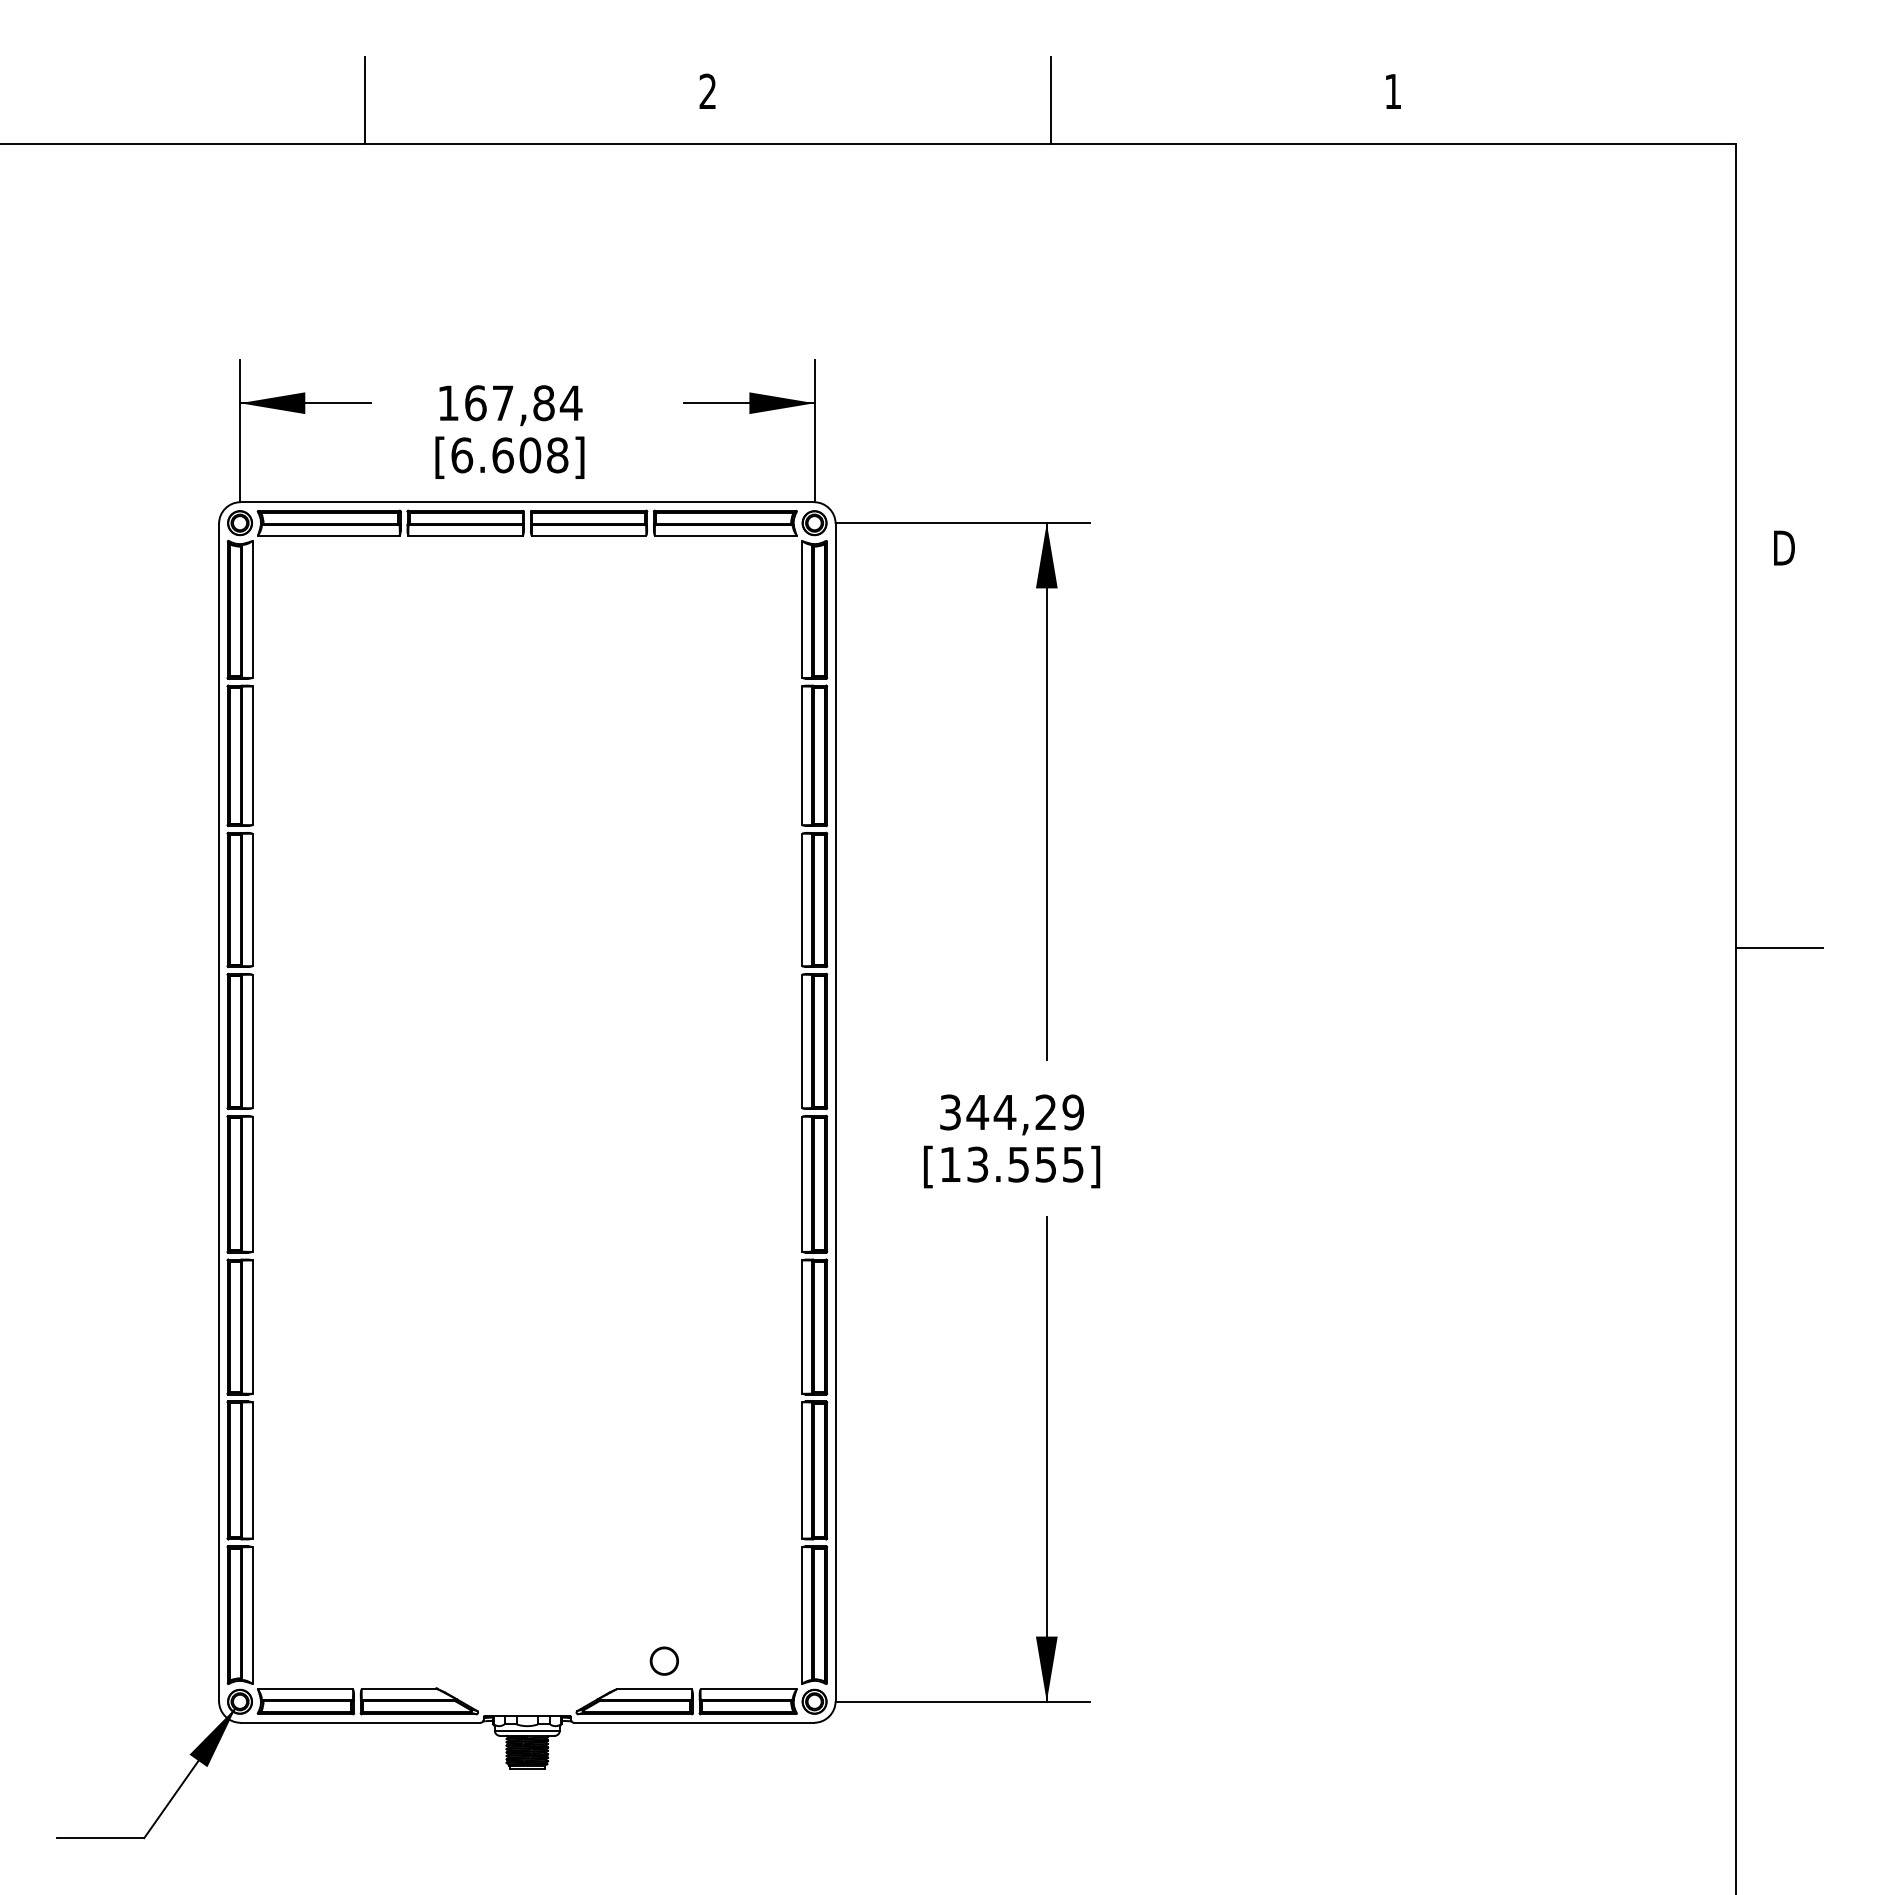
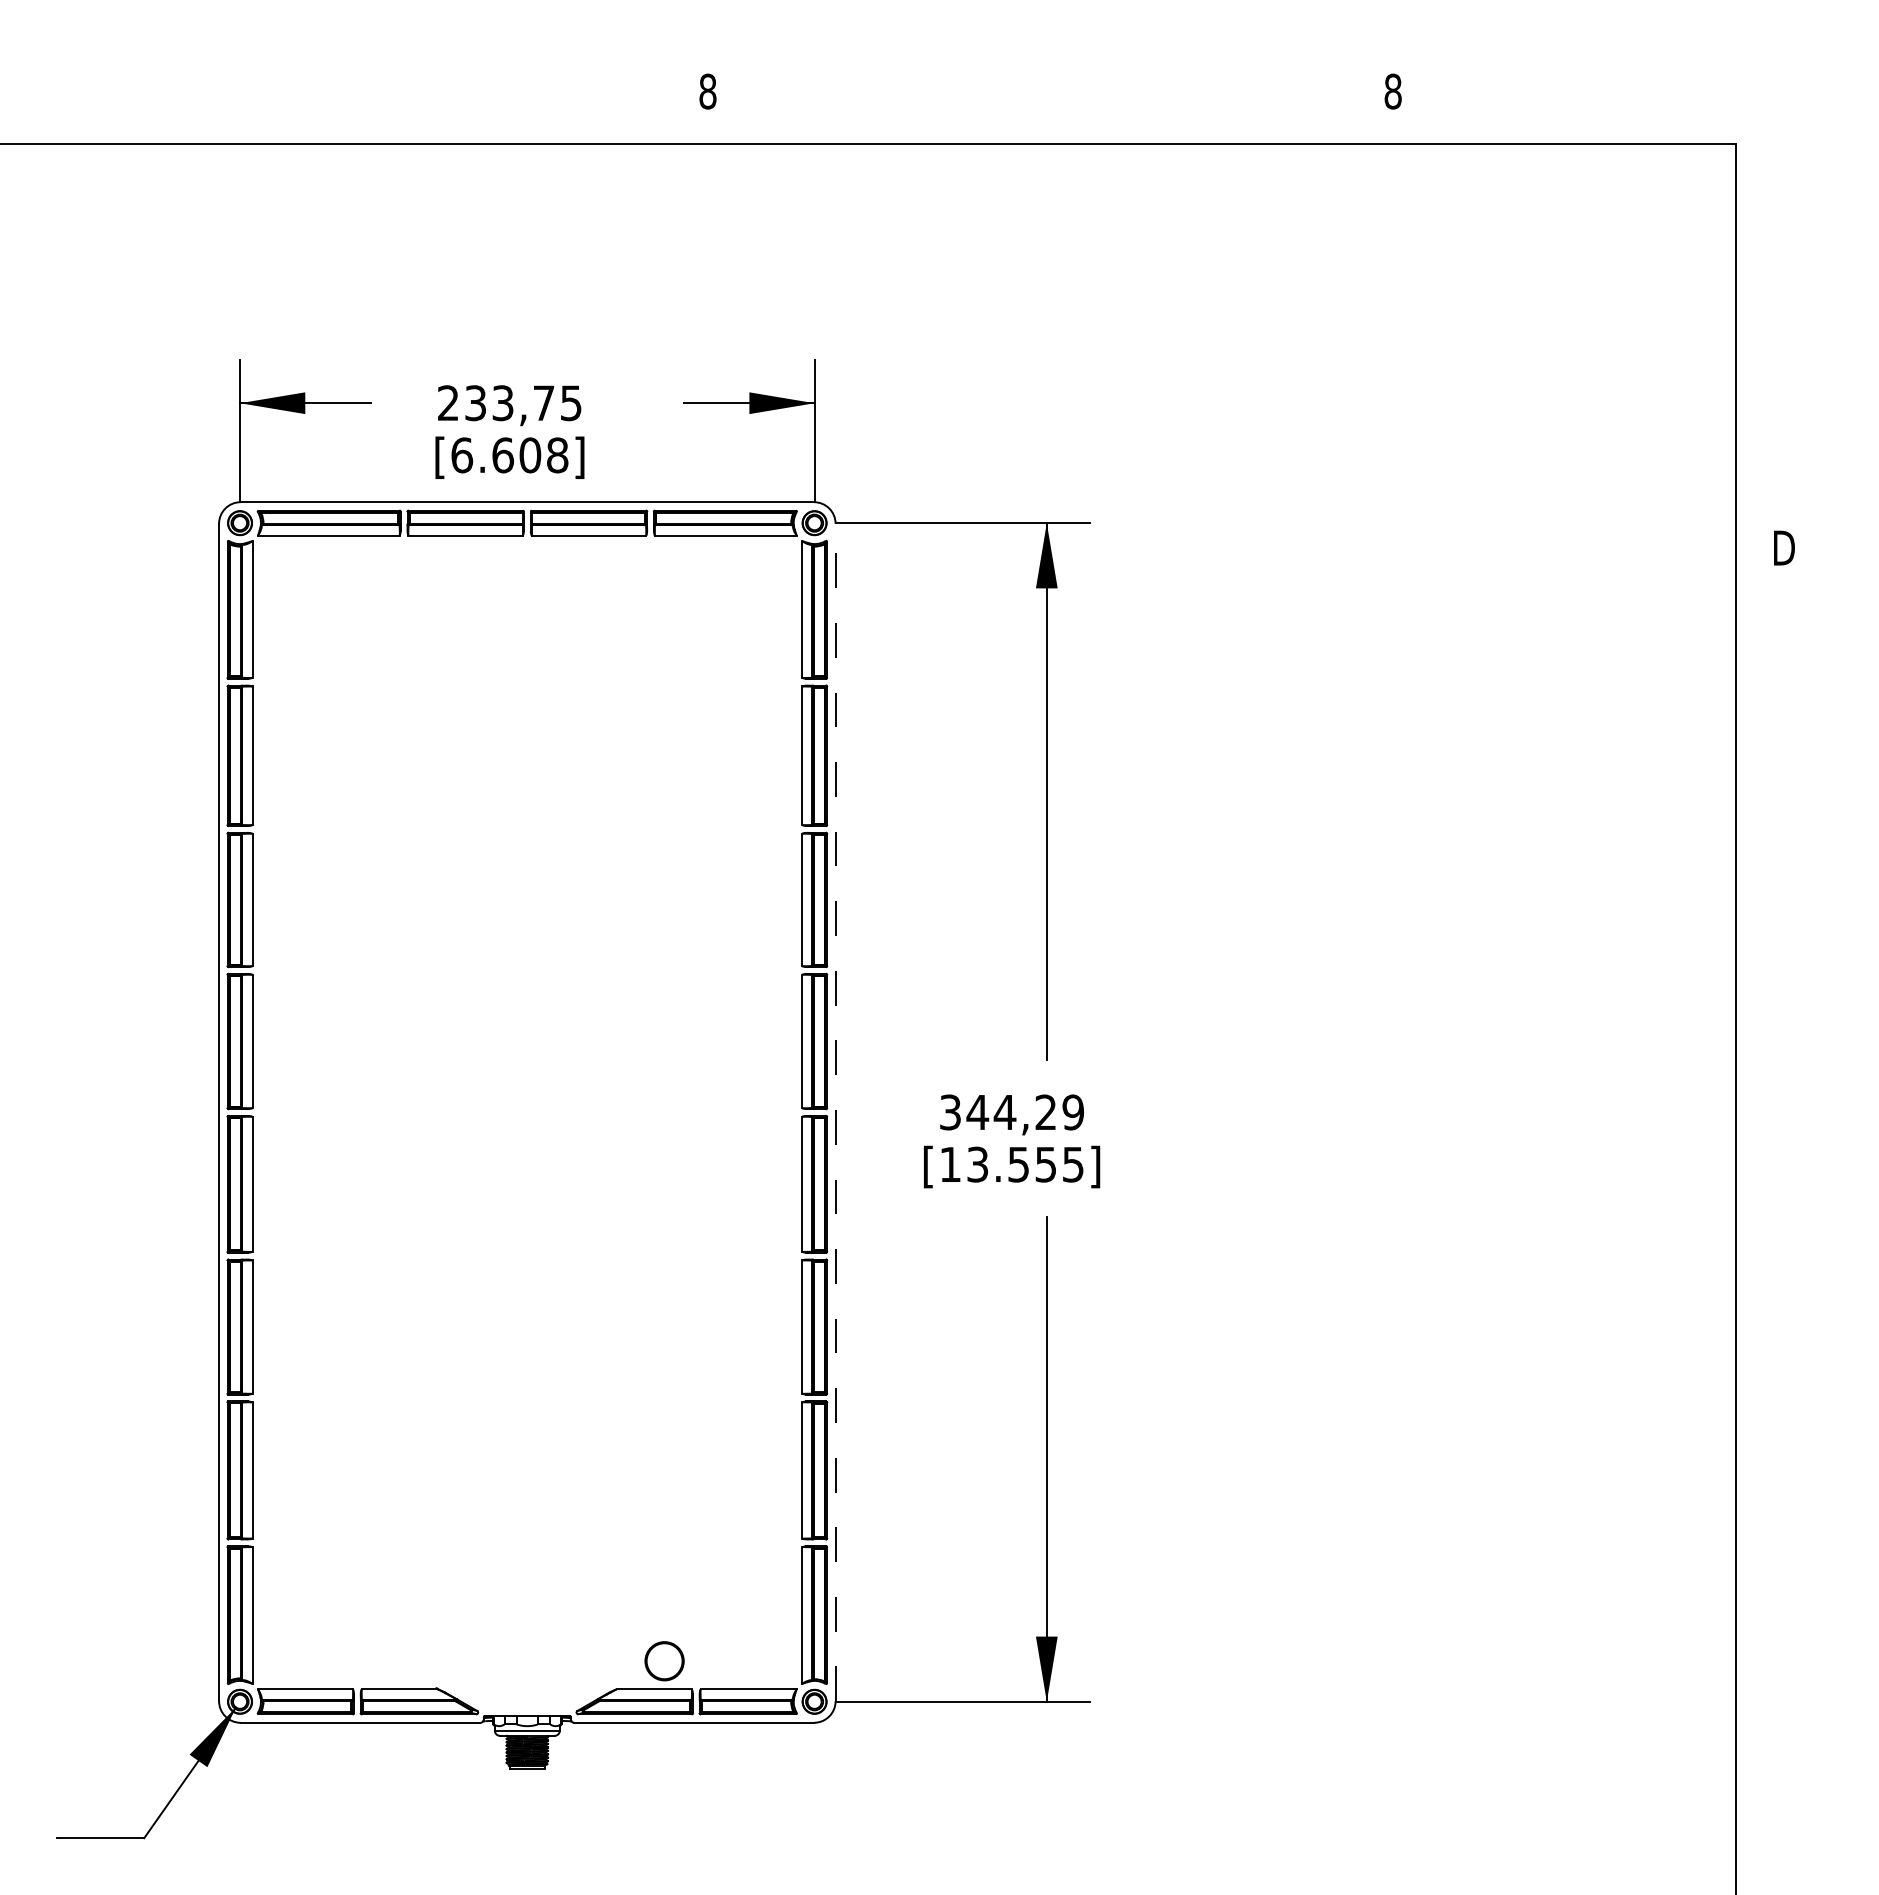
text: 2 -> 8 (707, 91)
text: 1 -> 8 (1392, 91)
line: present -> none (365, 99)
line: present -> none (1050, 99)
text: 167,84 -> 233,75 (510, 403)
line: present -> none (1778, 948)
line: solid -> dashed (835, 1112)
circle size: 30x30 px -> 41x41 px (664, 1661)
